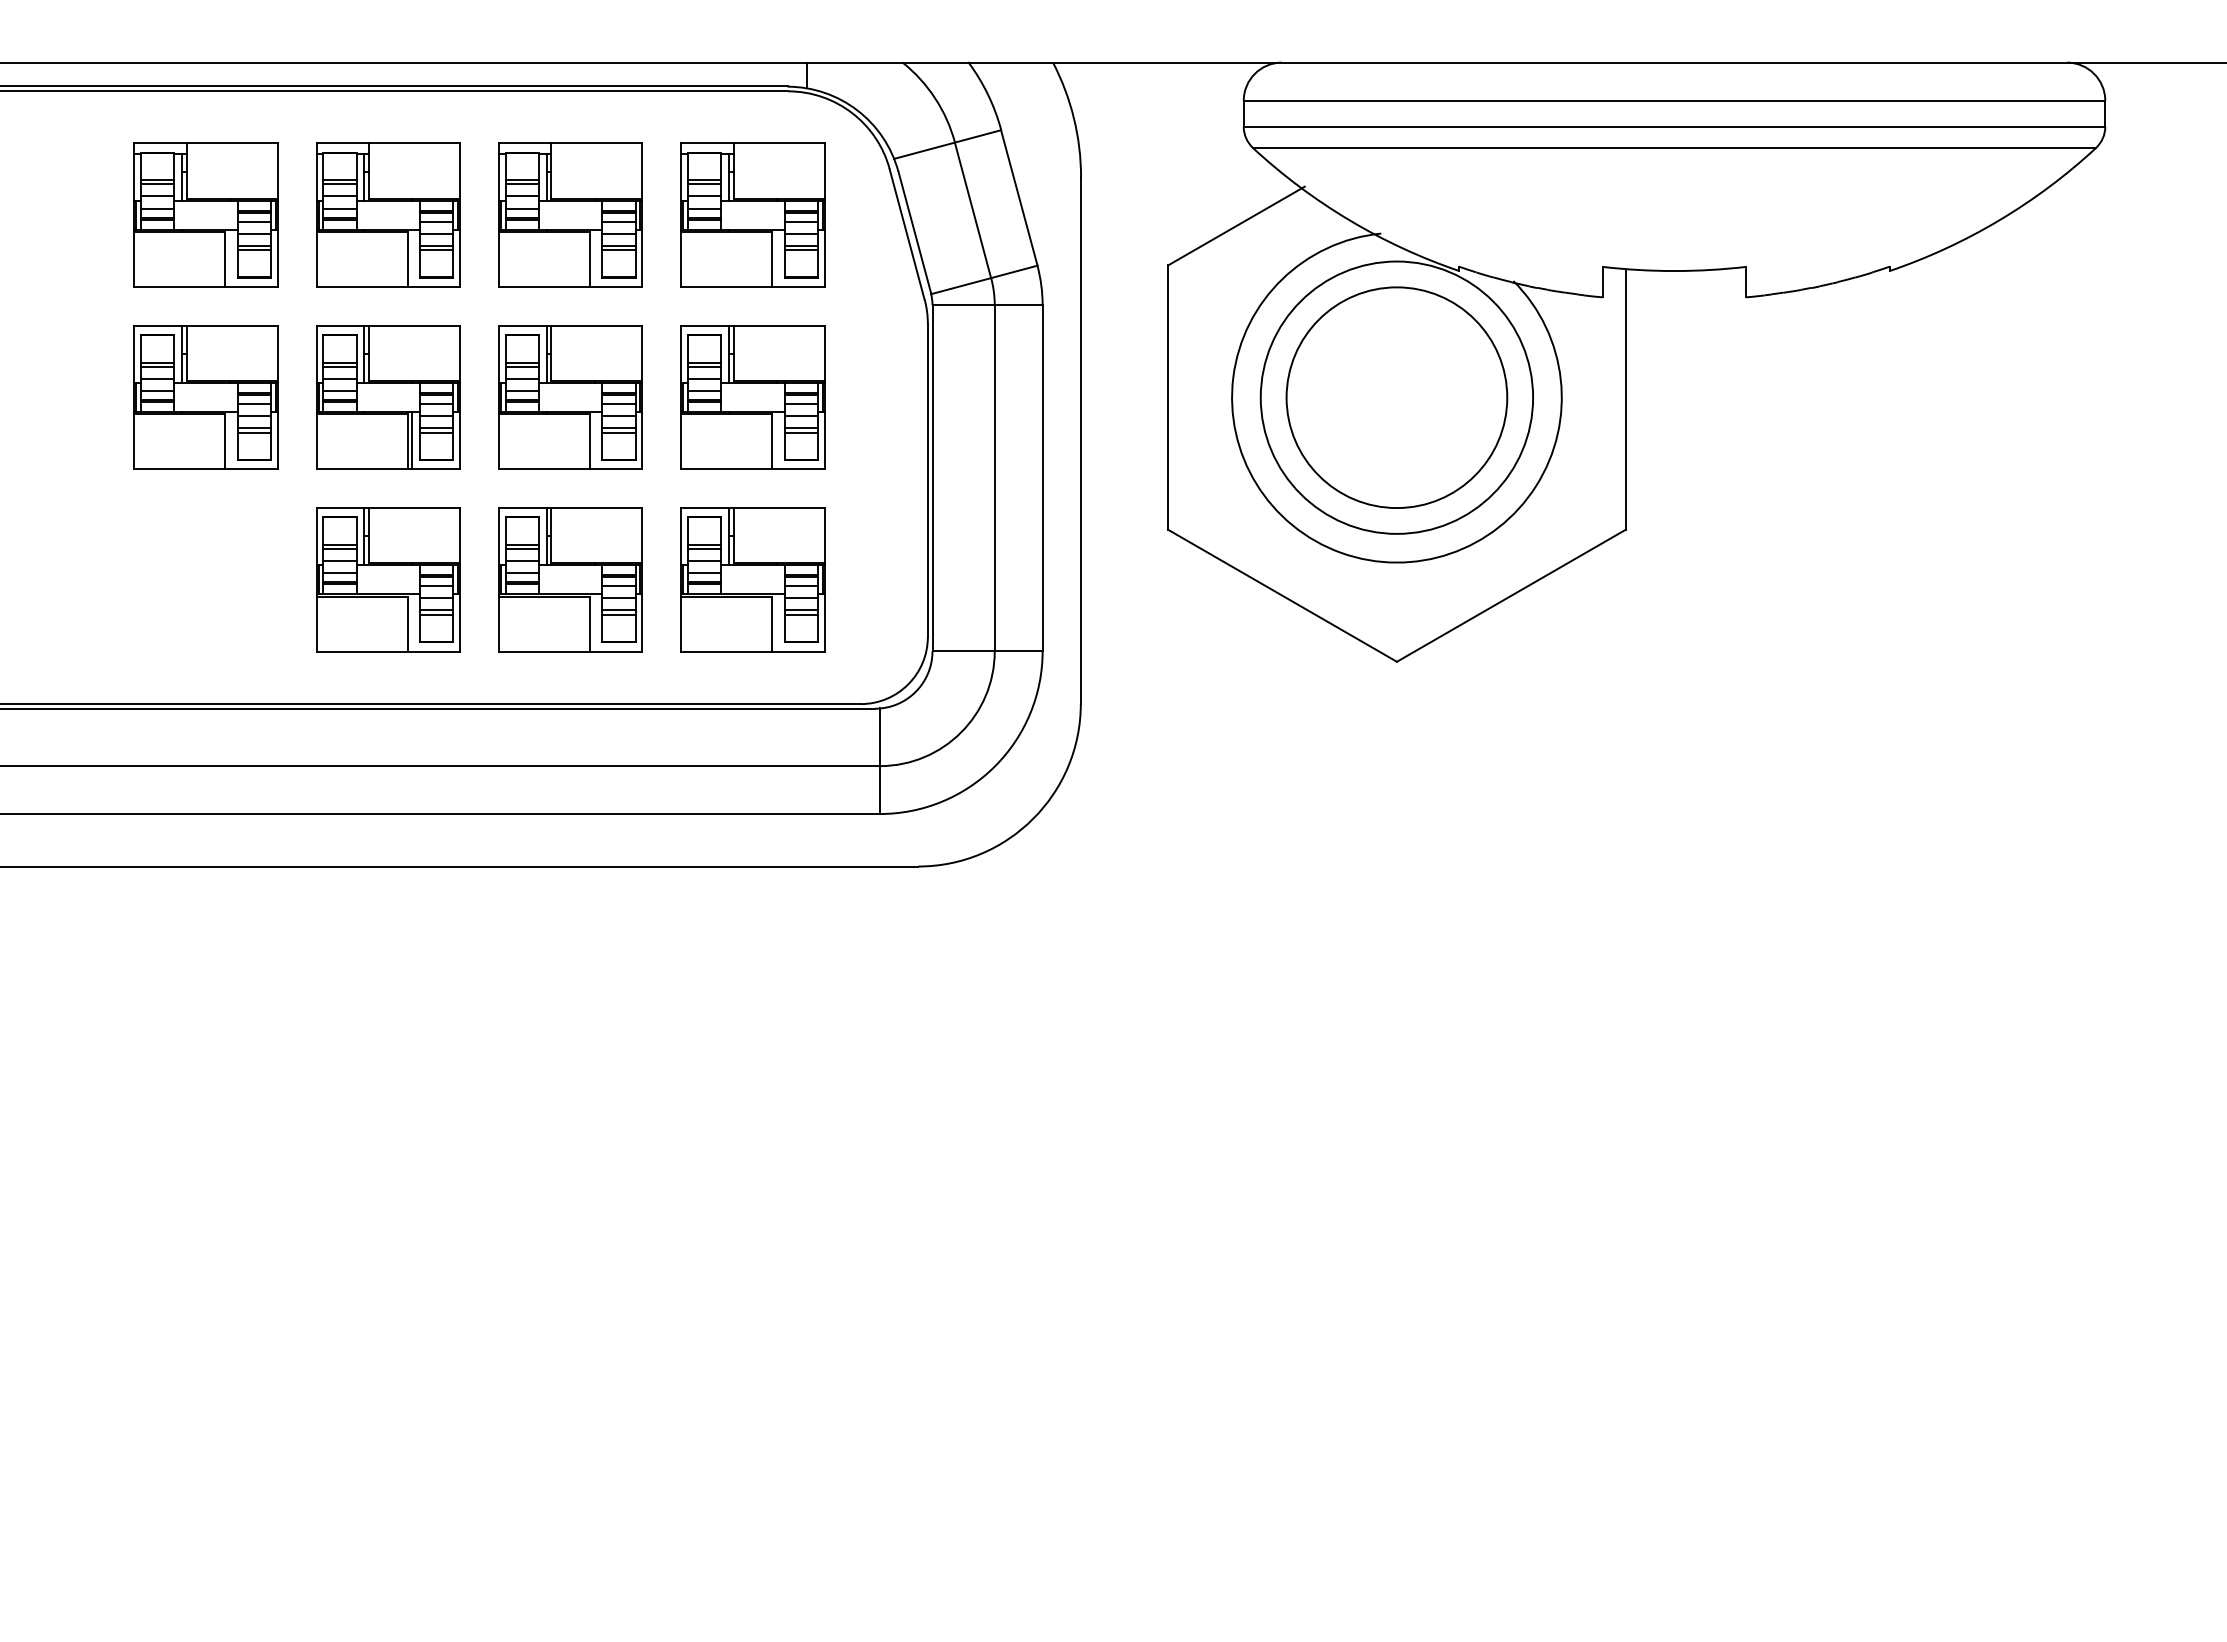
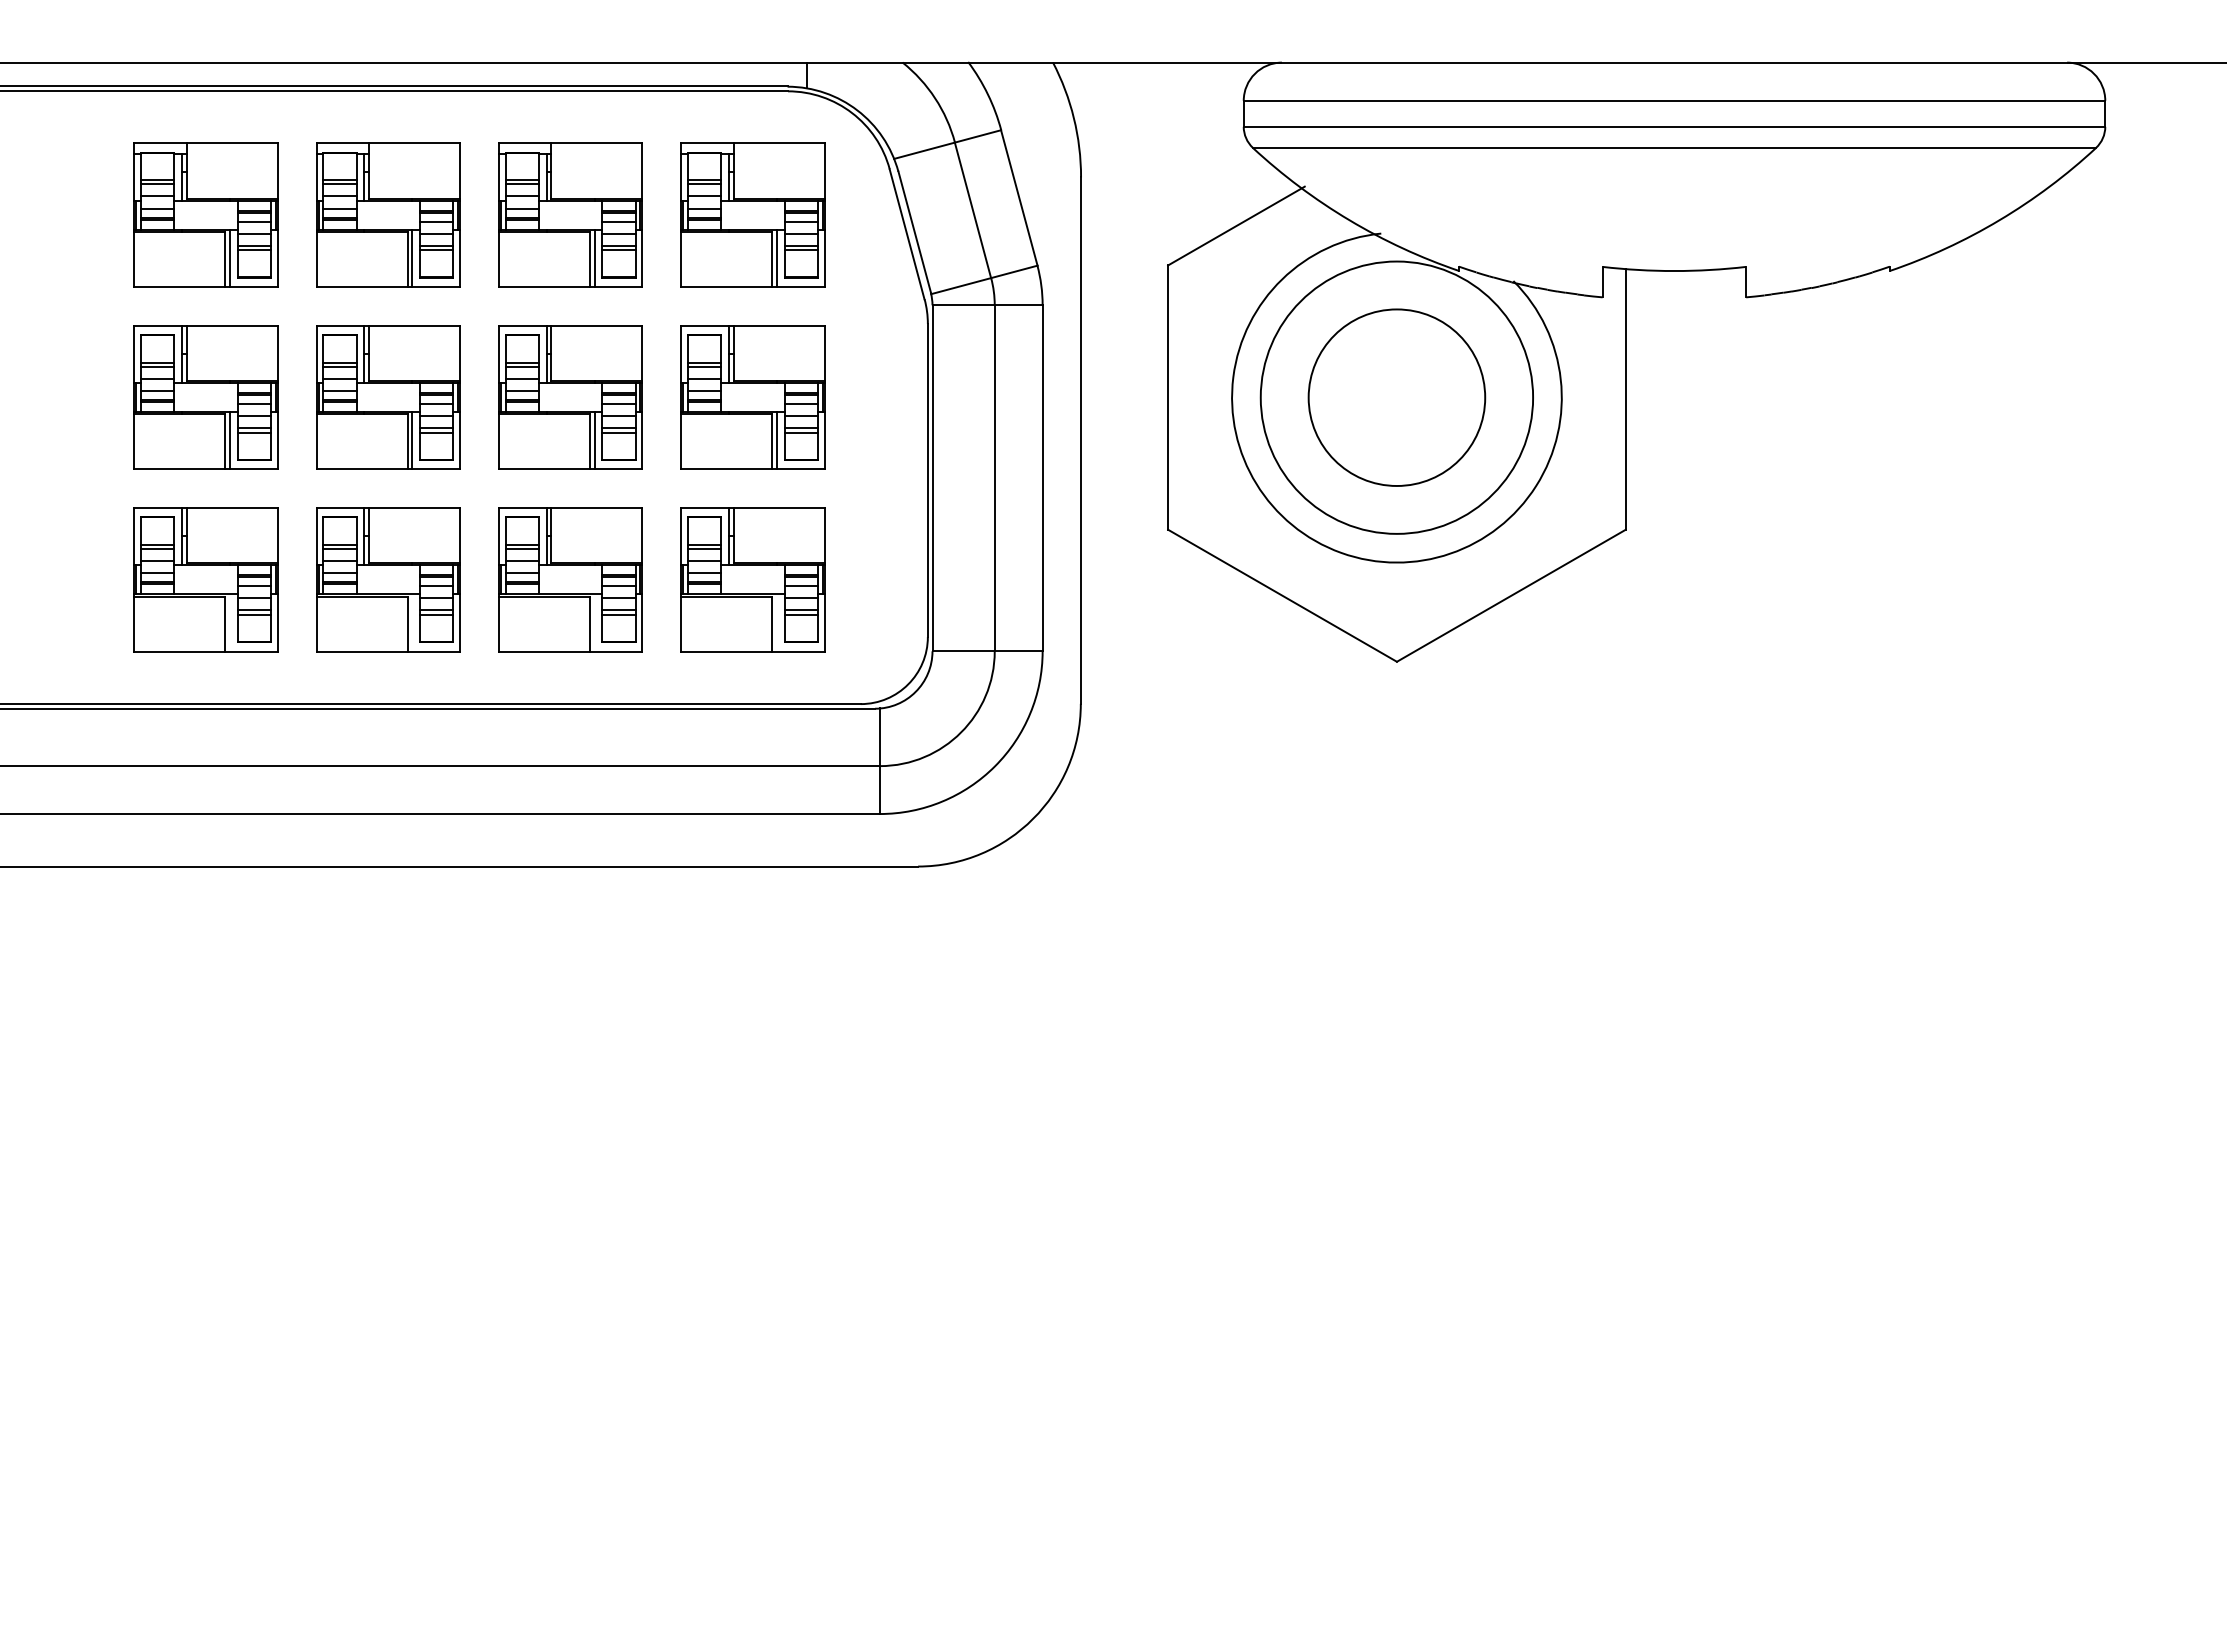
line: none -> present (229, 258)
line: none -> present (412, 258)
line: none -> present (594, 258)
line: none -> present (776, 258)
circle diameter: 221 px -> 177 px (1396, 397)
line: none -> present (229, 440)
line: none -> present (594, 440)
line: none -> present (776, 440)
part: none -> present (205, 579)
